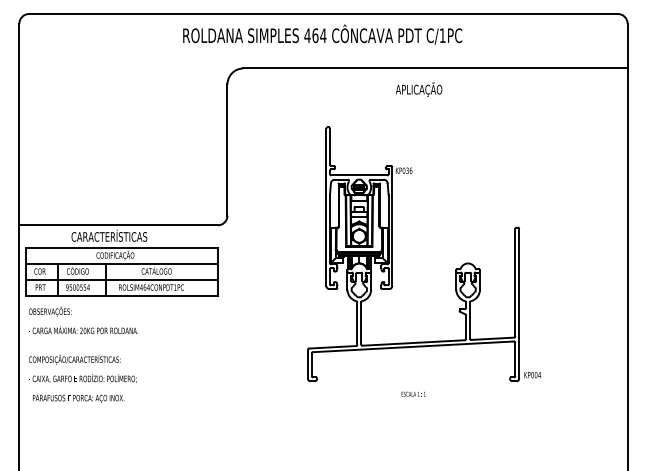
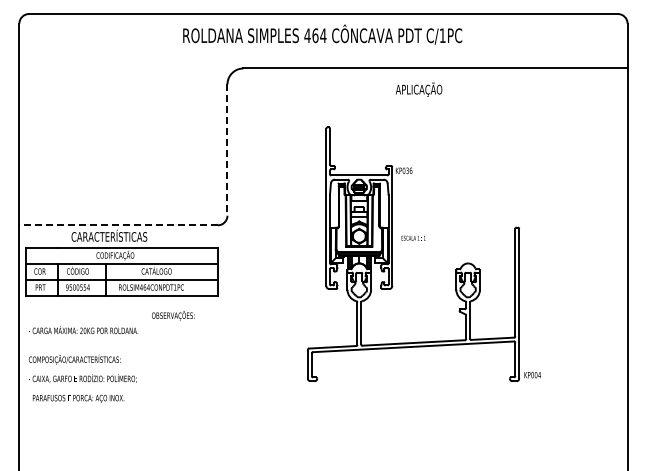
line: solid -> dashed (227, 150)
line: solid -> dashed (118, 225)
text position: (50, 311) -> (173, 315) (173, 315)
text position: (413, 393) -> (413, 237) (413, 237)
